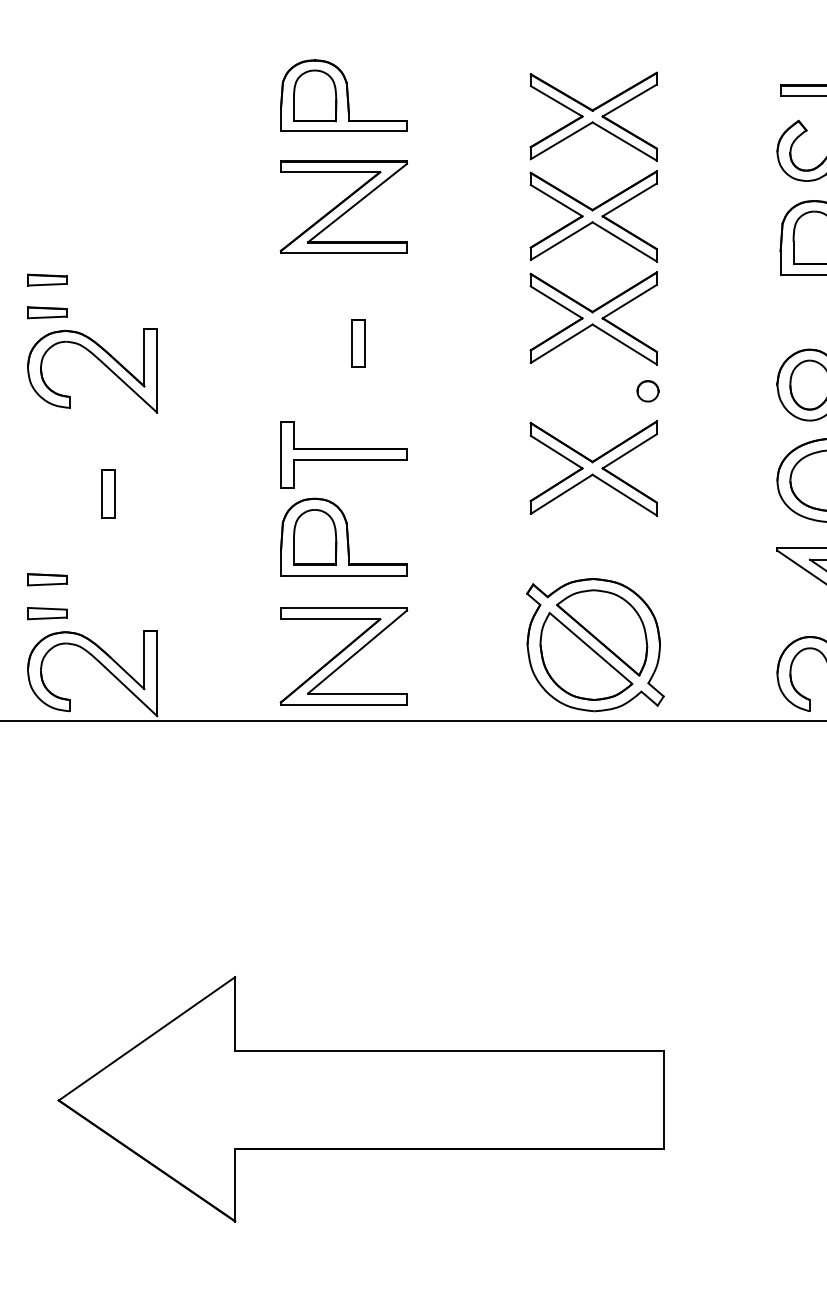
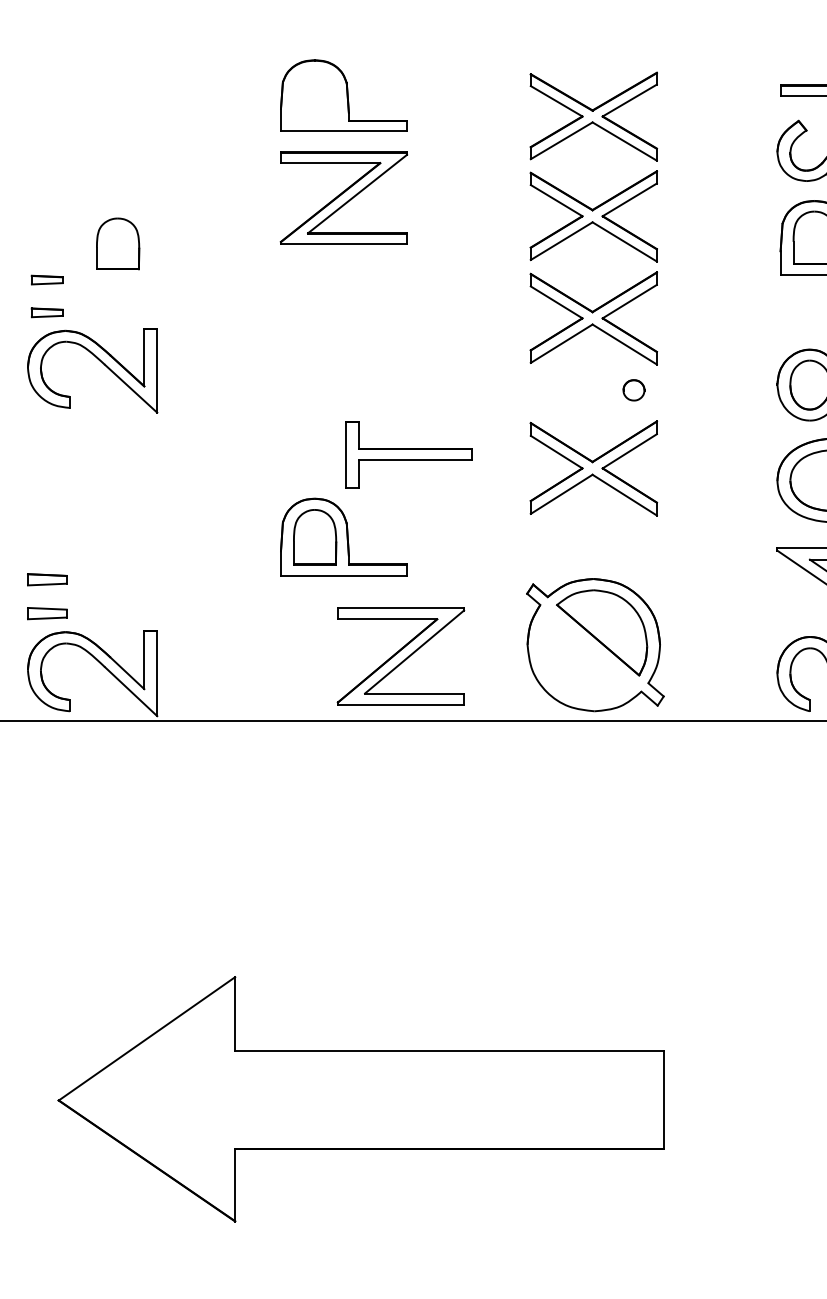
part position: (315, 95) -> (118, 243) (118, 243)
part position: (343, 206) -> (343, 197) (343, 197)
part size: 41x14 px -> 34x12 px (46, 279)
part size: 41x14 px -> 34x12 px (46, 312)
part: present -> none (358, 343)
part position: (647, 391) -> (633, 390) (633, 390)
part position: (343, 454) -> (408, 454) (408, 454)
part: present -> none (108, 493)
part position: (343, 656) -> (400, 656) (400, 656)
part: present -> none (586, 656)
